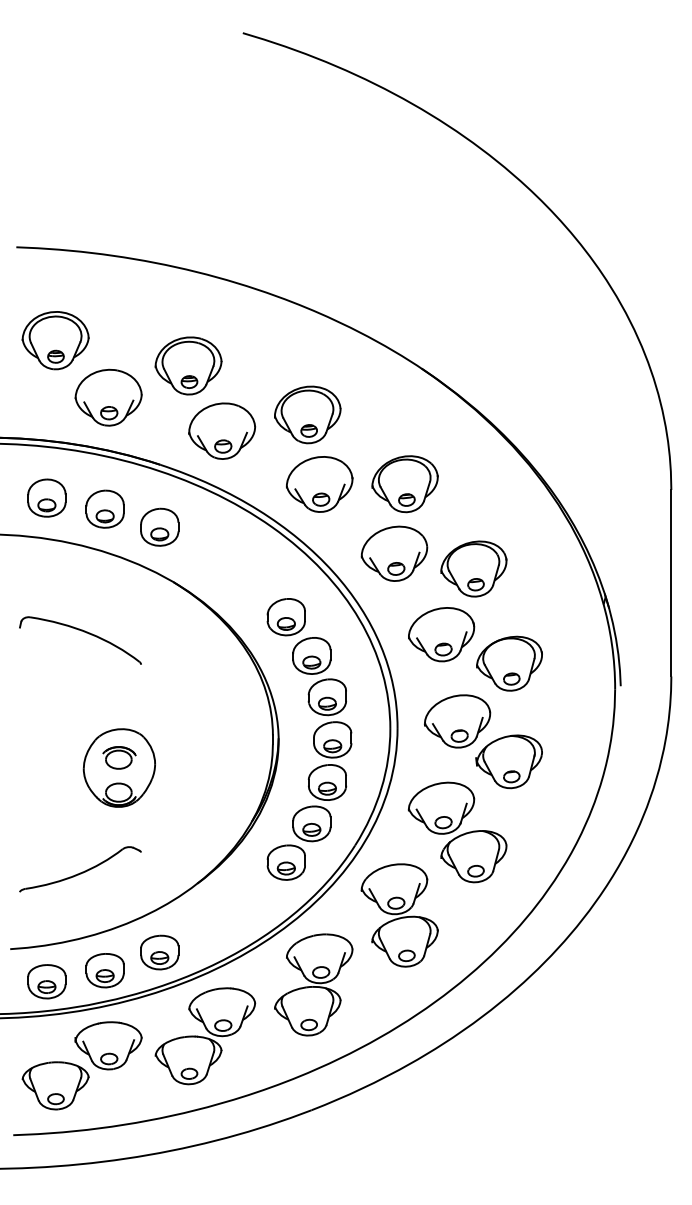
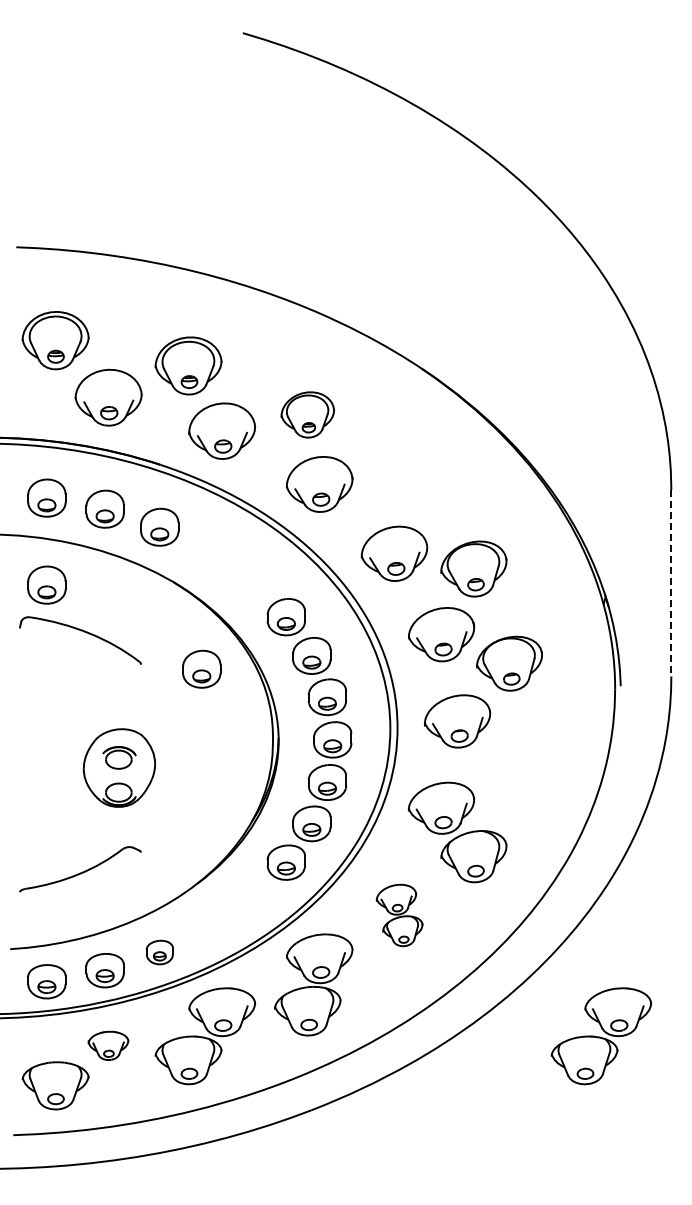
part size: 68x60 px -> 55x48 px (307, 414)
part: present -> none (404, 484)
line: solid -> dashed (671, 583)
part: none -> present (46, 584)
part: none -> present (201, 668)
part: present -> none (508, 761)
part size: 79x105 px -> 49x65 px (399, 915)
part size: 40x37 px -> 28x27 px (159, 952)
part: none -> present (601, 1036)
part size: 69x50 px -> 43x31 px (108, 1045)
